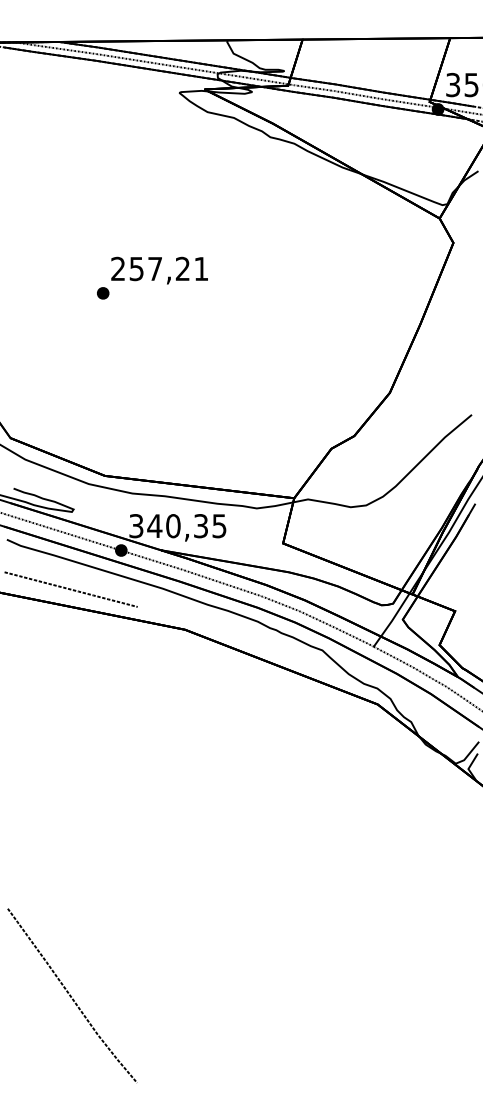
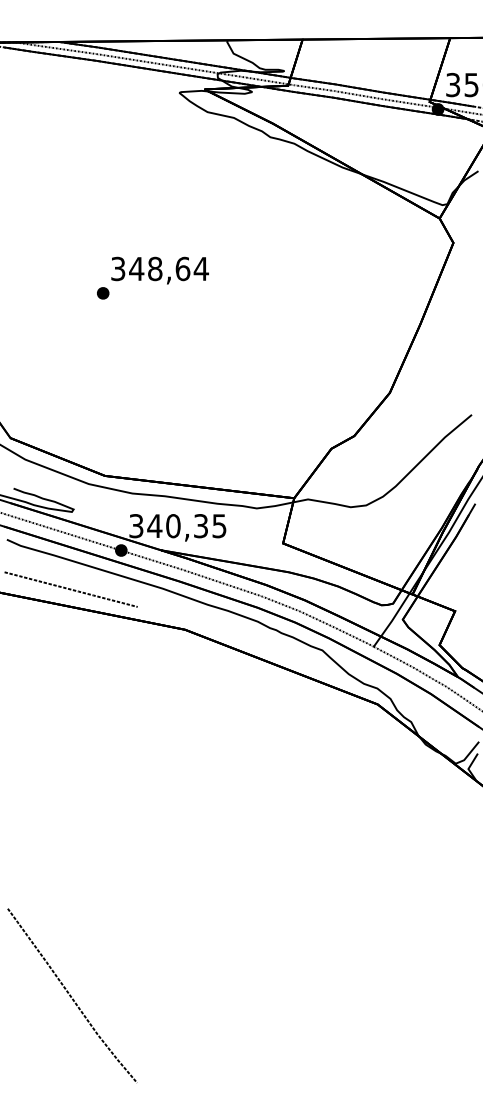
text: 257,21 -> 348,64 (159, 268)
